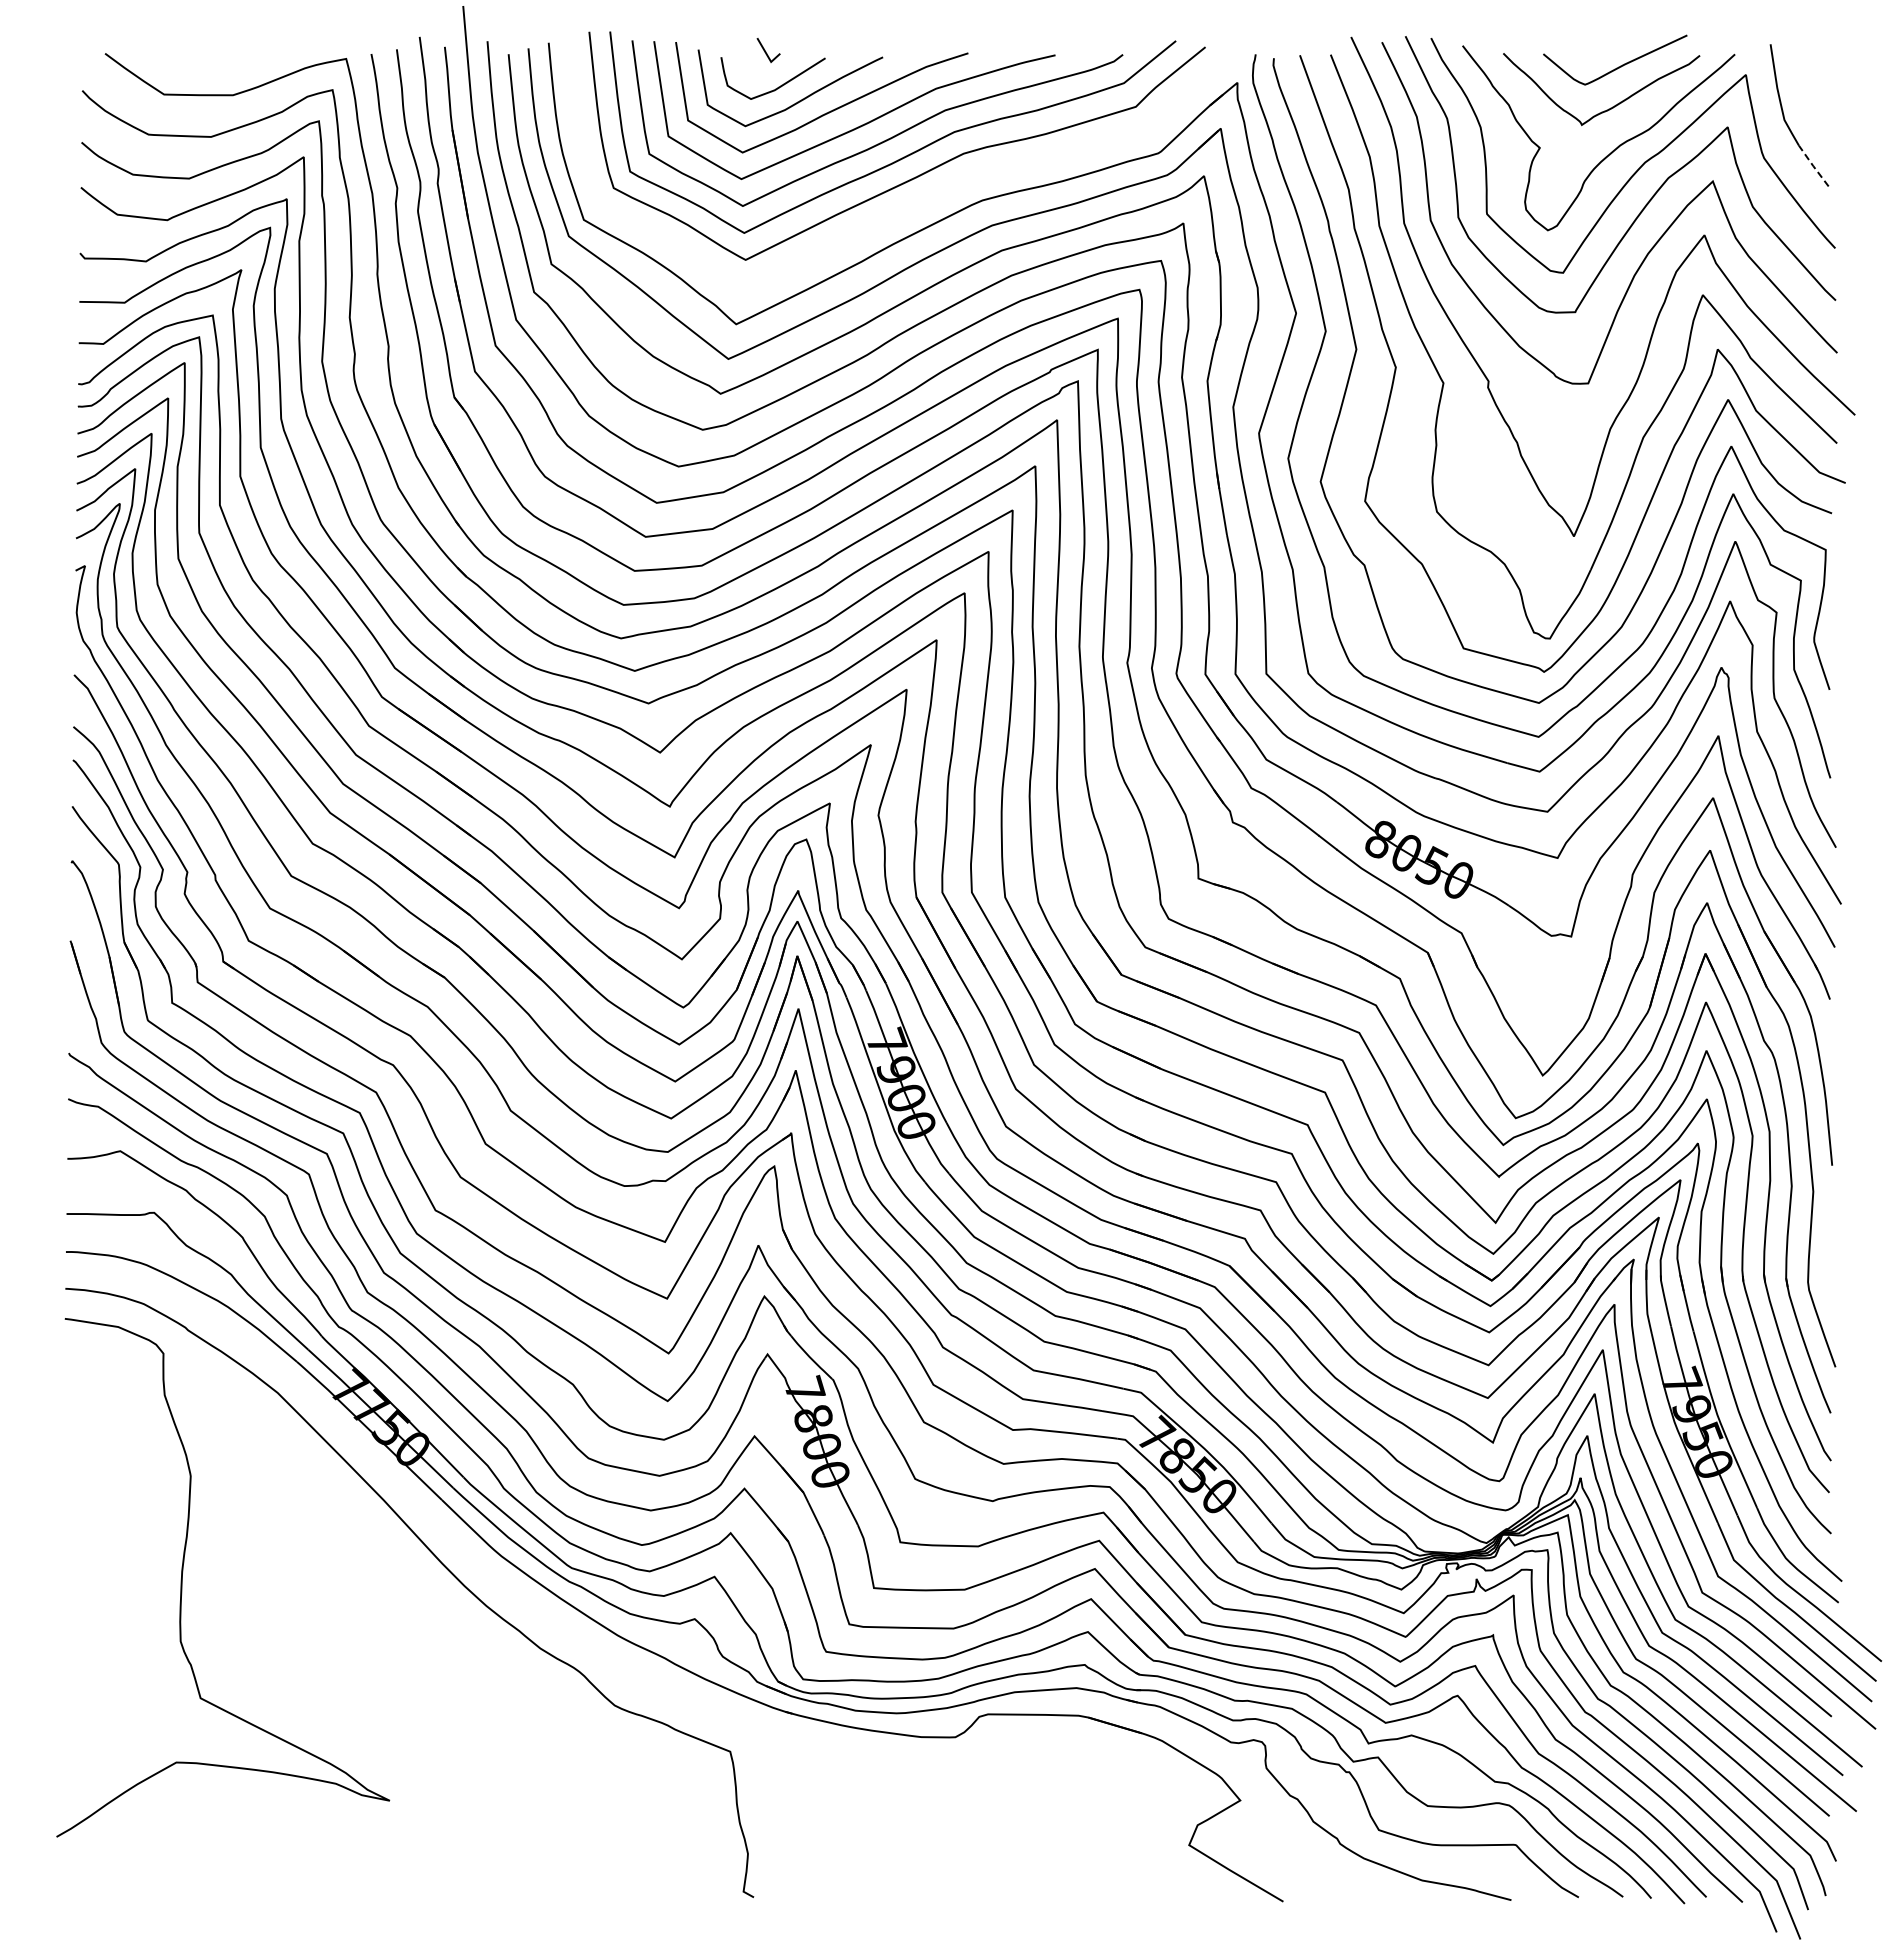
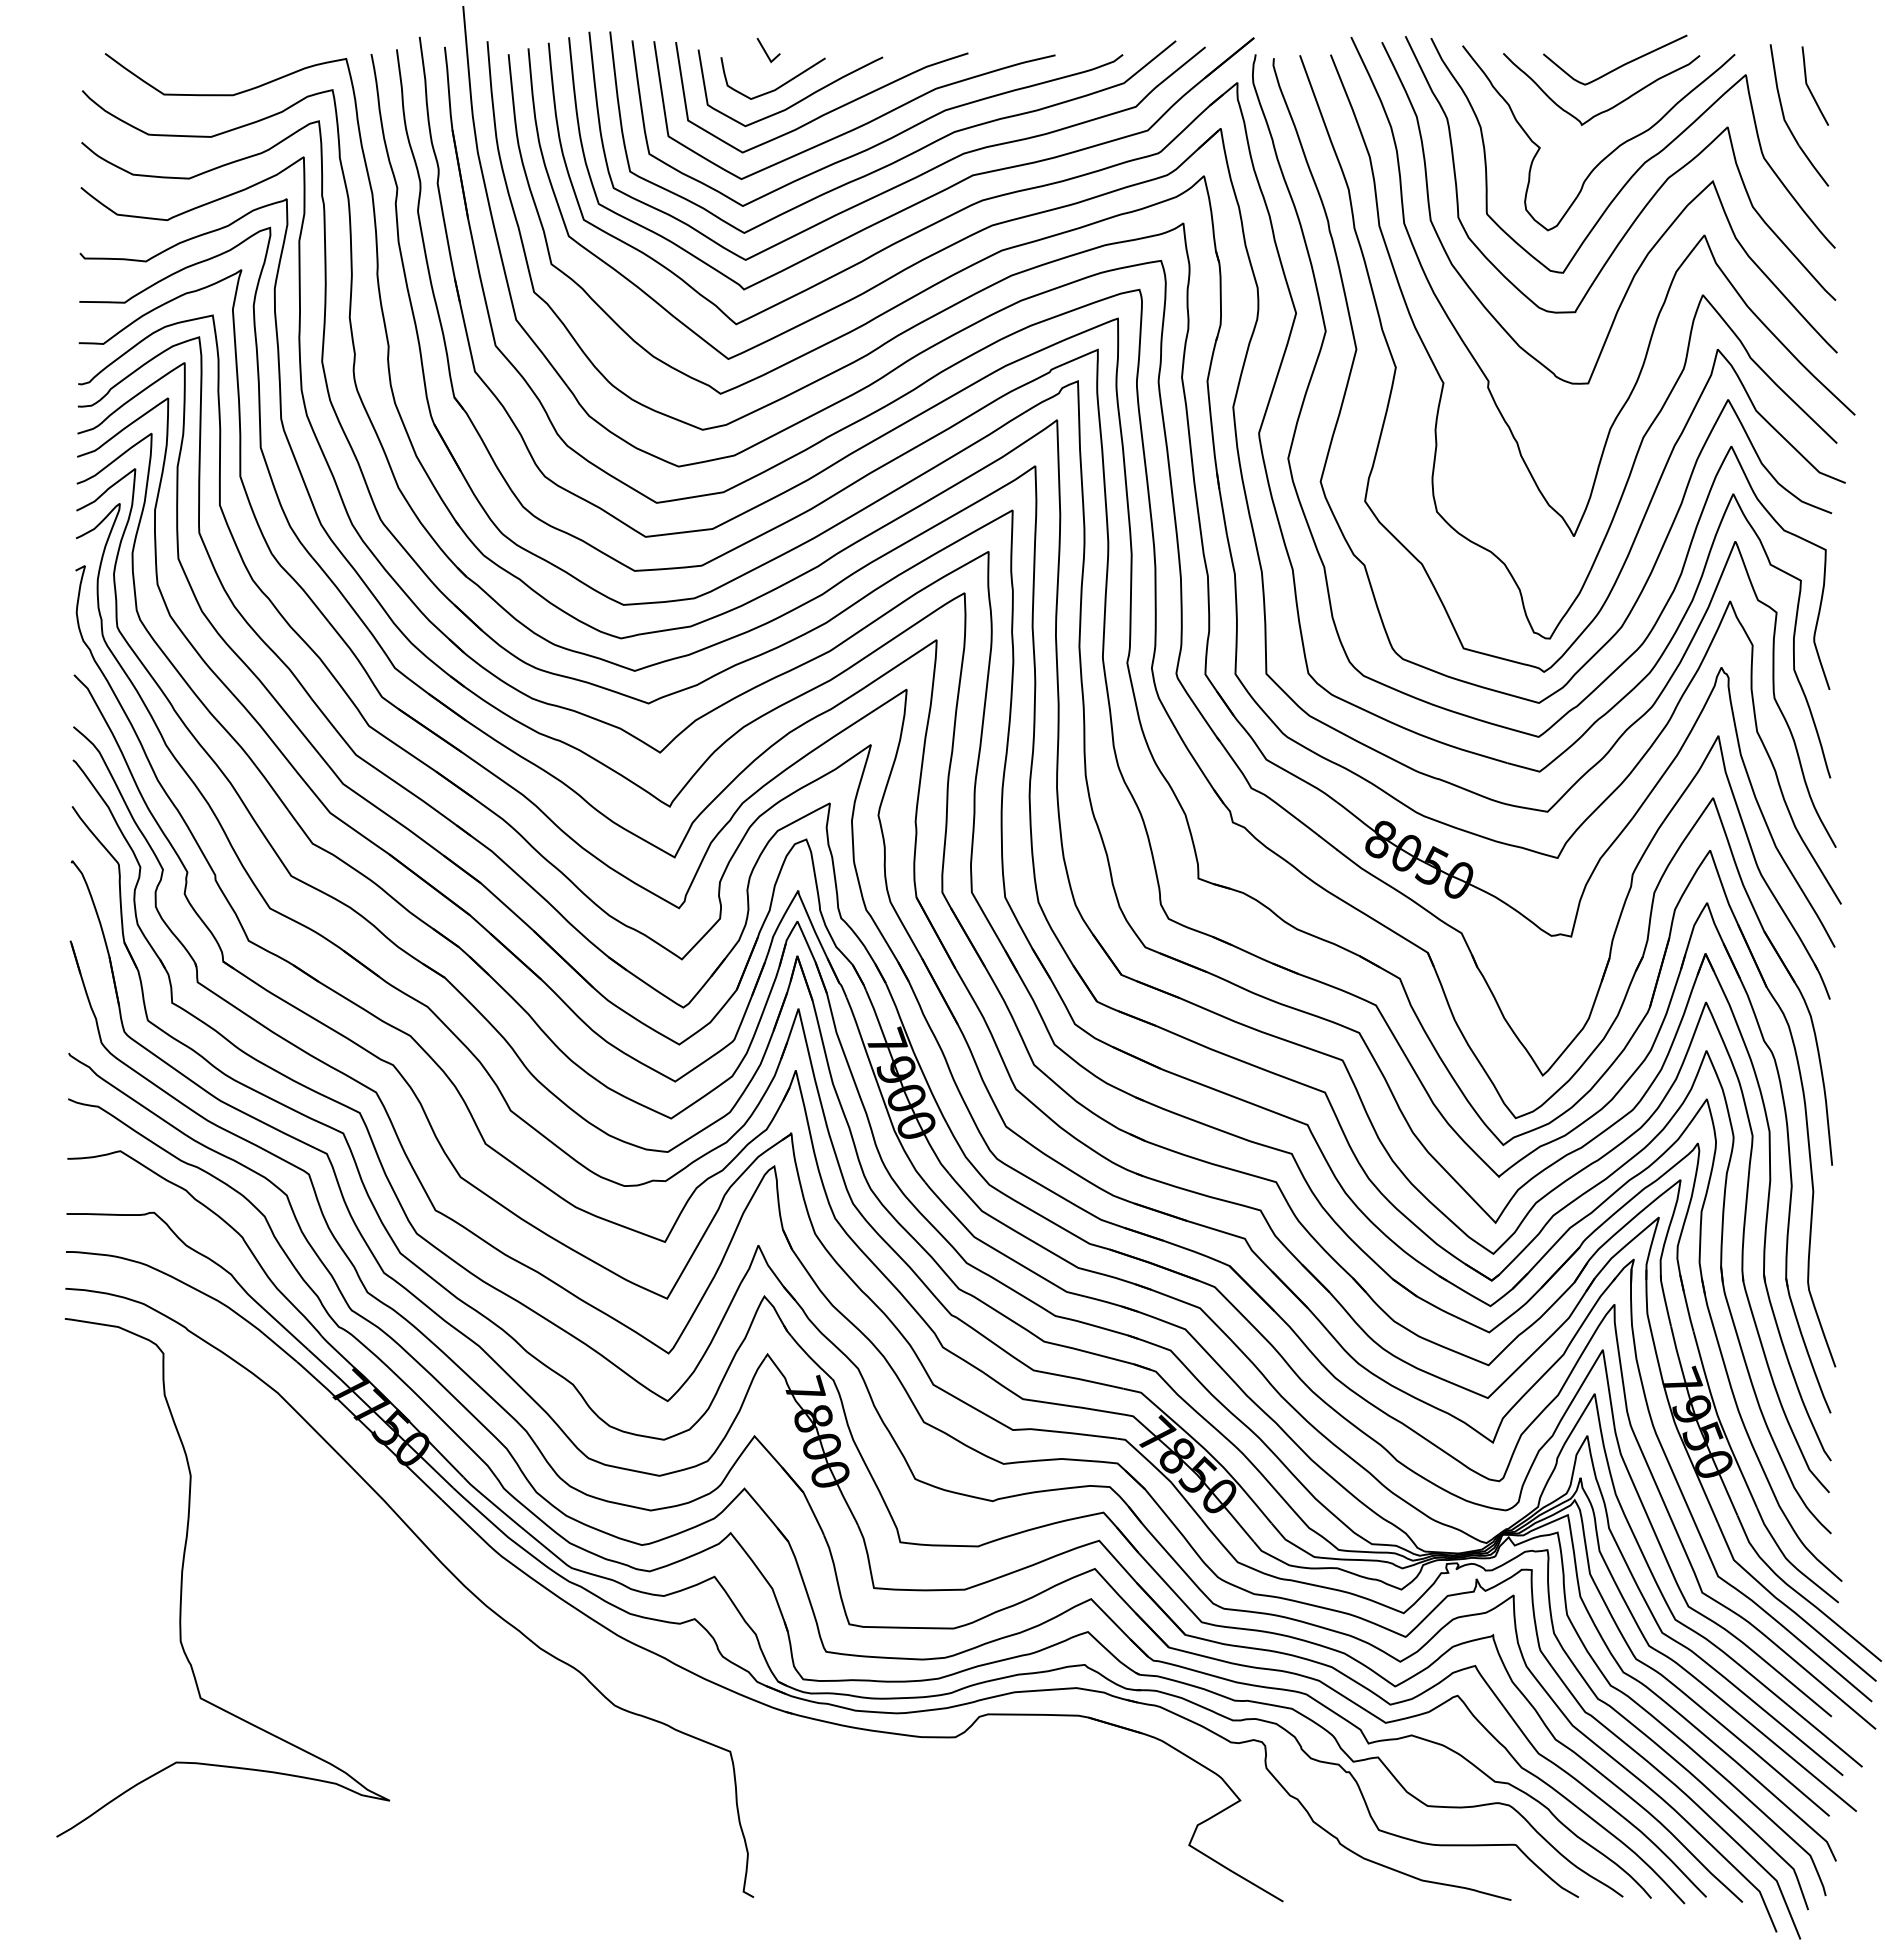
curve: none -> present (1809, 87)
line: dashed -> solid (1813, 166)
part: none -> present (928, 196)
